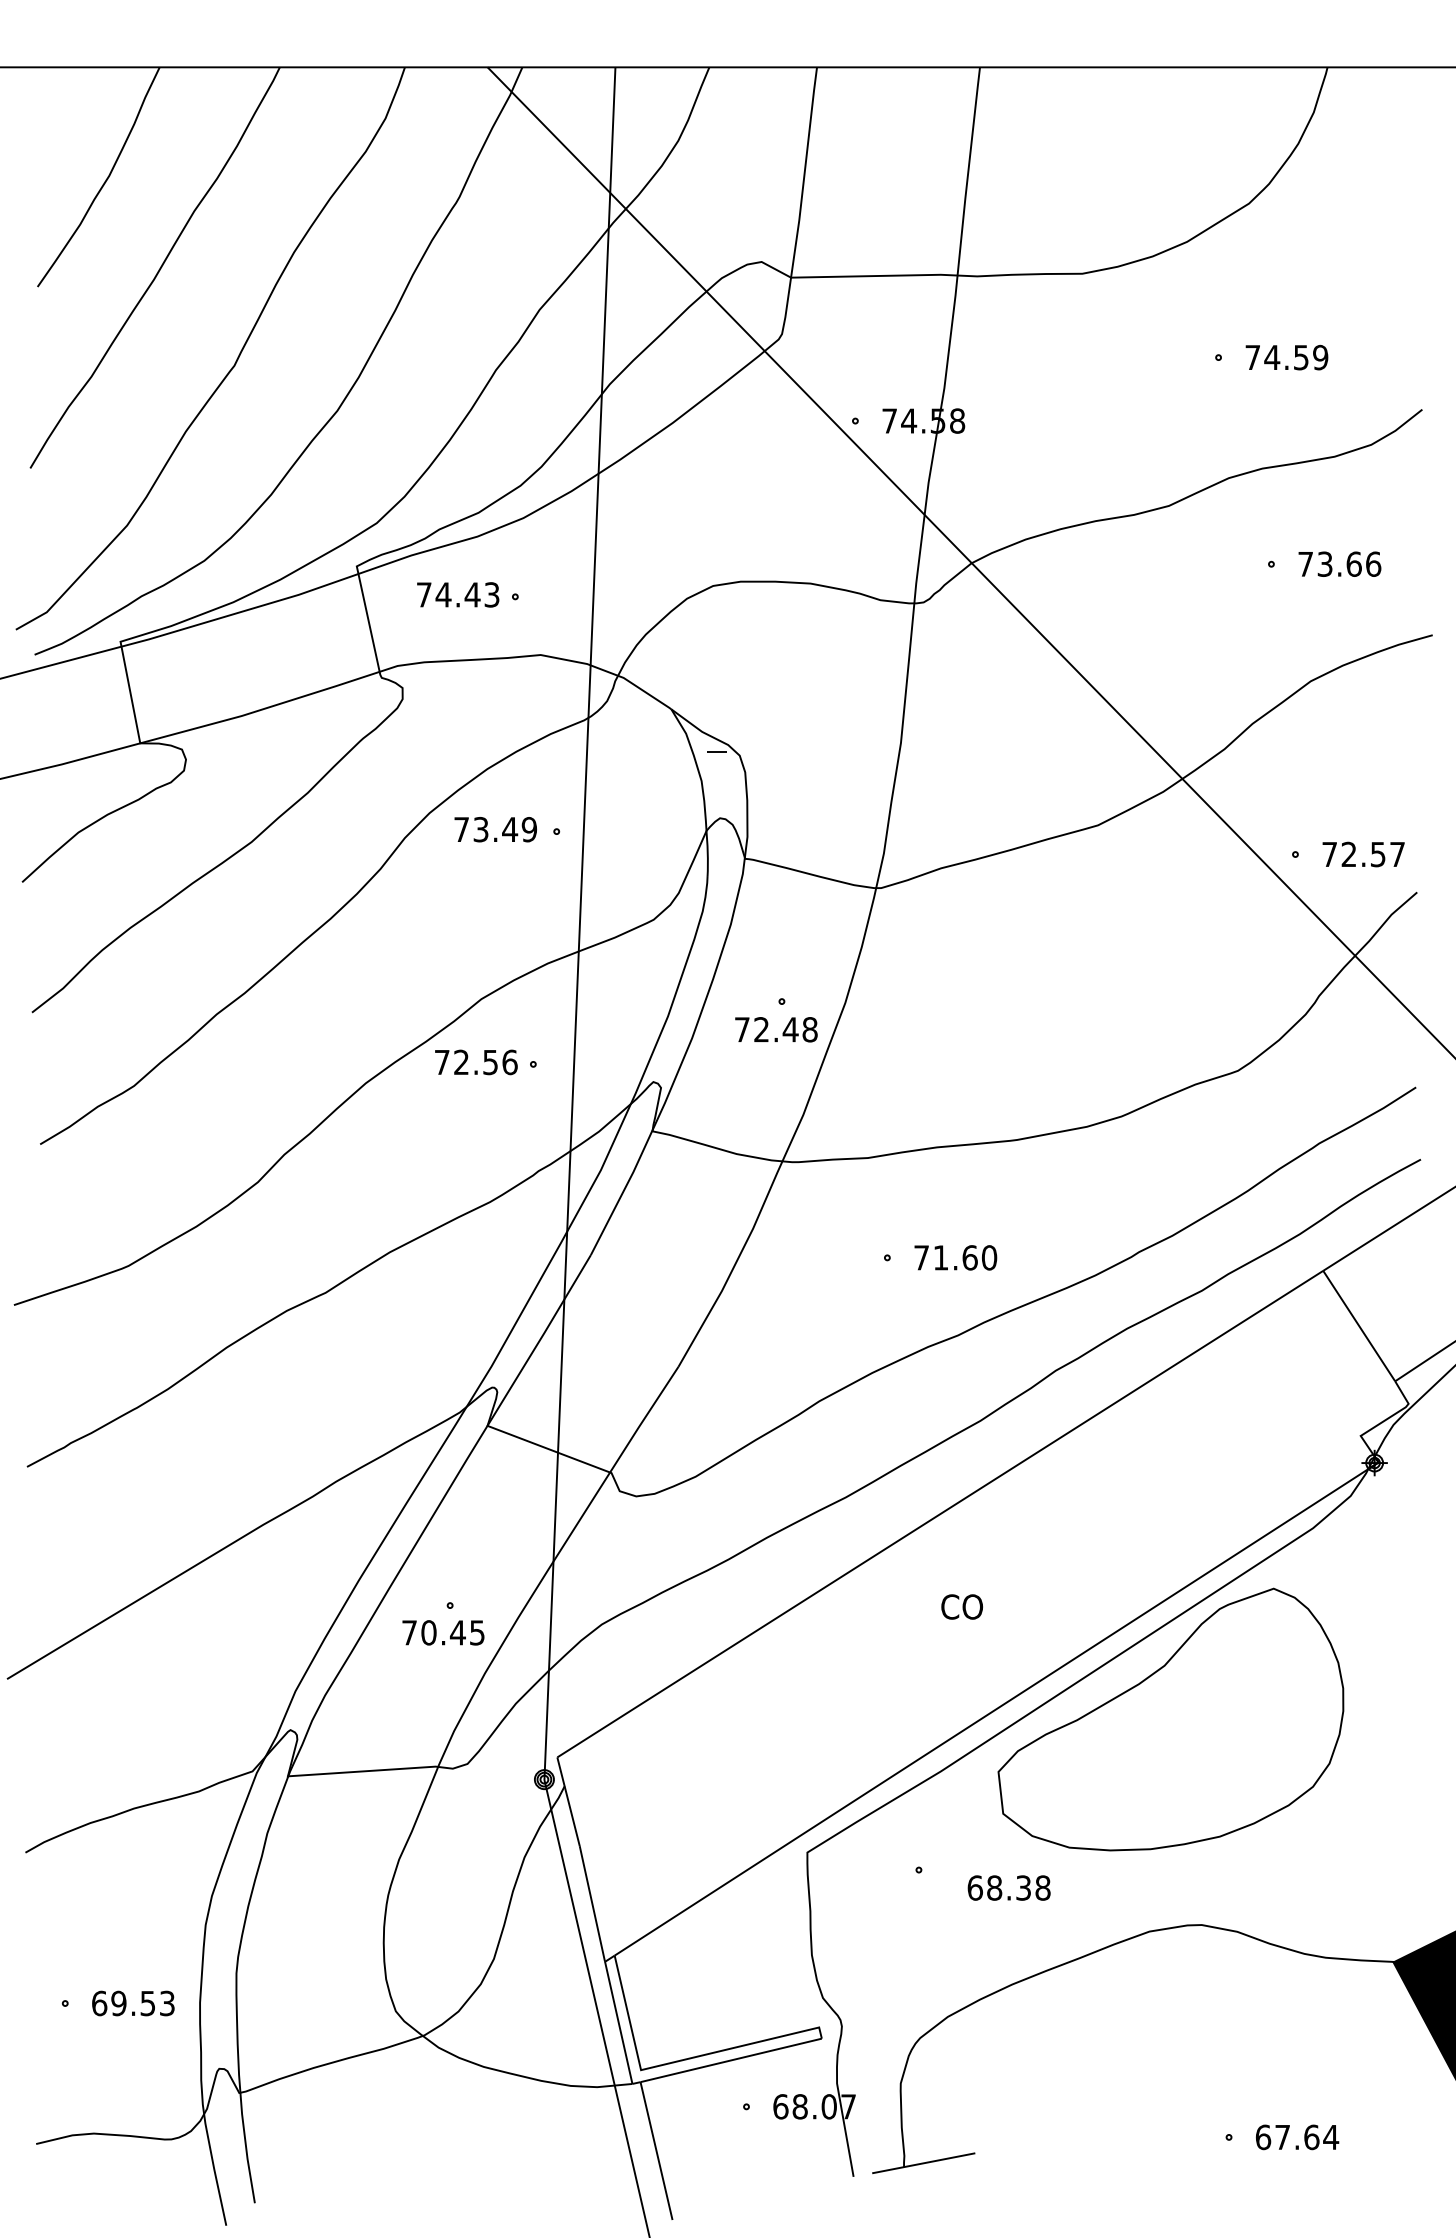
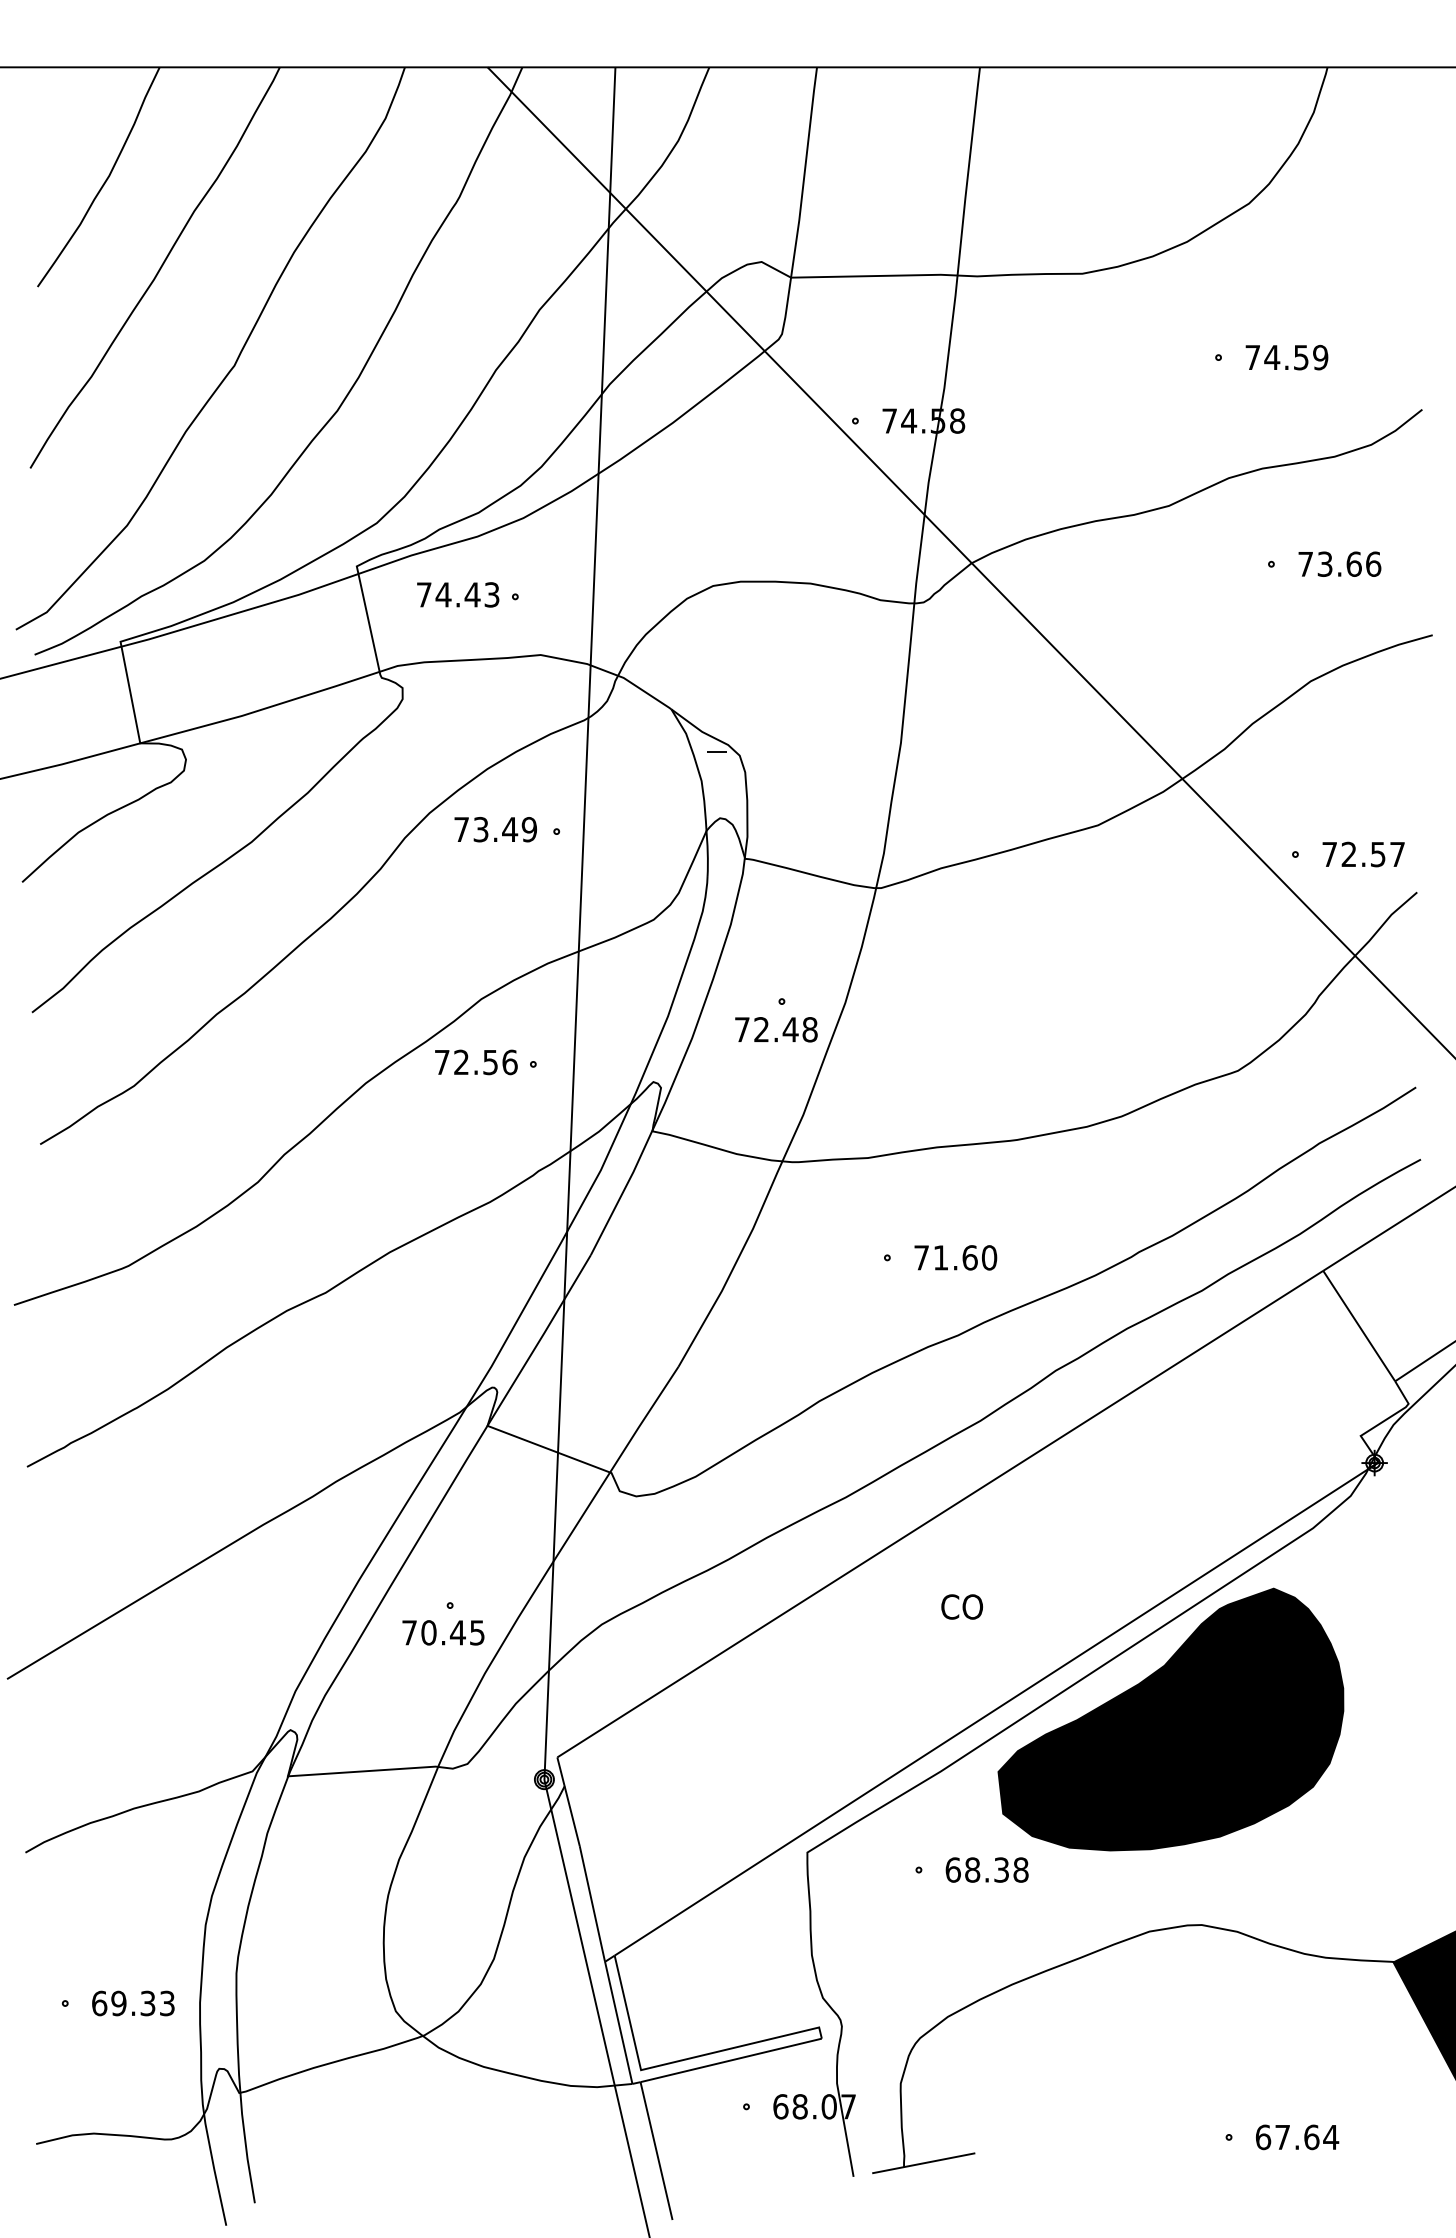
fill: none -> present (1170, 1719)
text position: (1008, 1887) -> (986, 1869) (986, 1869)
text: 69.53 -> 69.33 (148, 2002)
